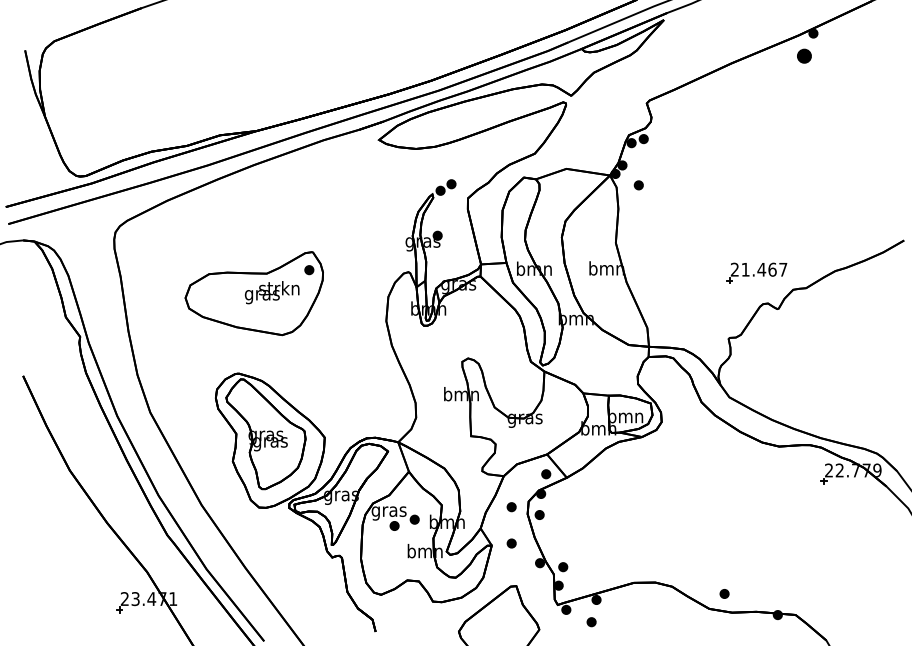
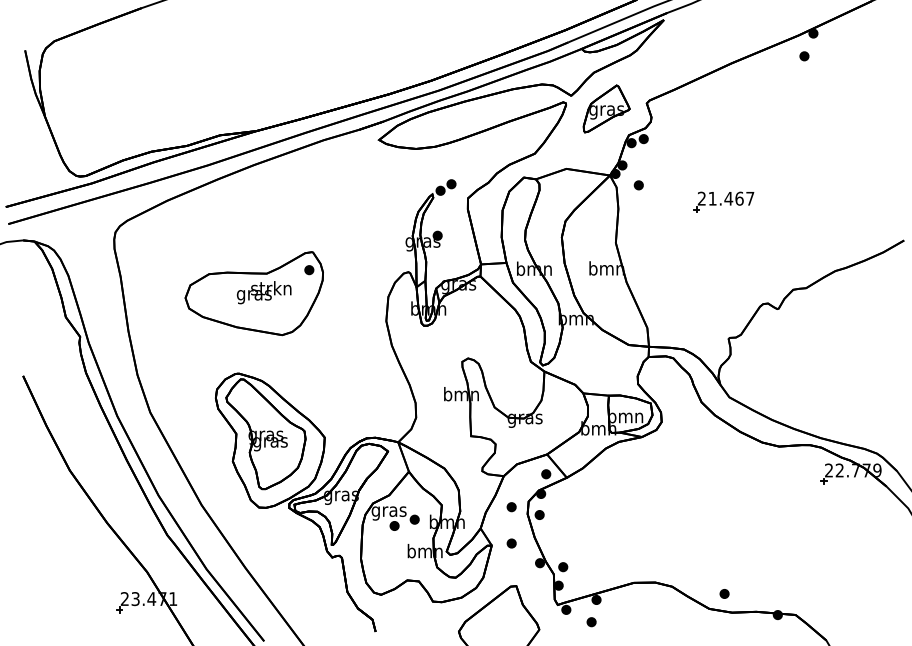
part size: 15x16 px -> 11x11 px (804, 56)
part: none -> present (606, 108)
part position: (756, 272) -> (723, 201) (723, 201)
text position: (271, 292) -> (263, 292) (263, 292)
